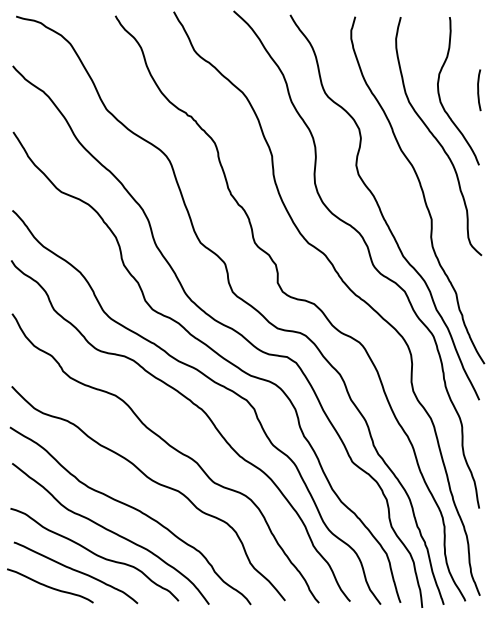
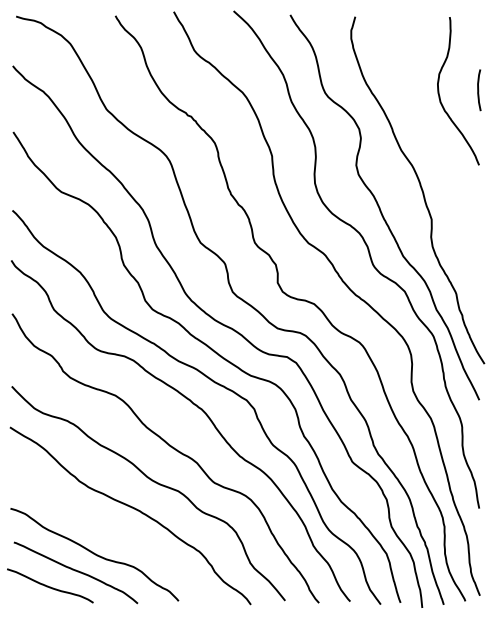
curve: present -> none (436, 137)
curve: present -> none (110, 532)
